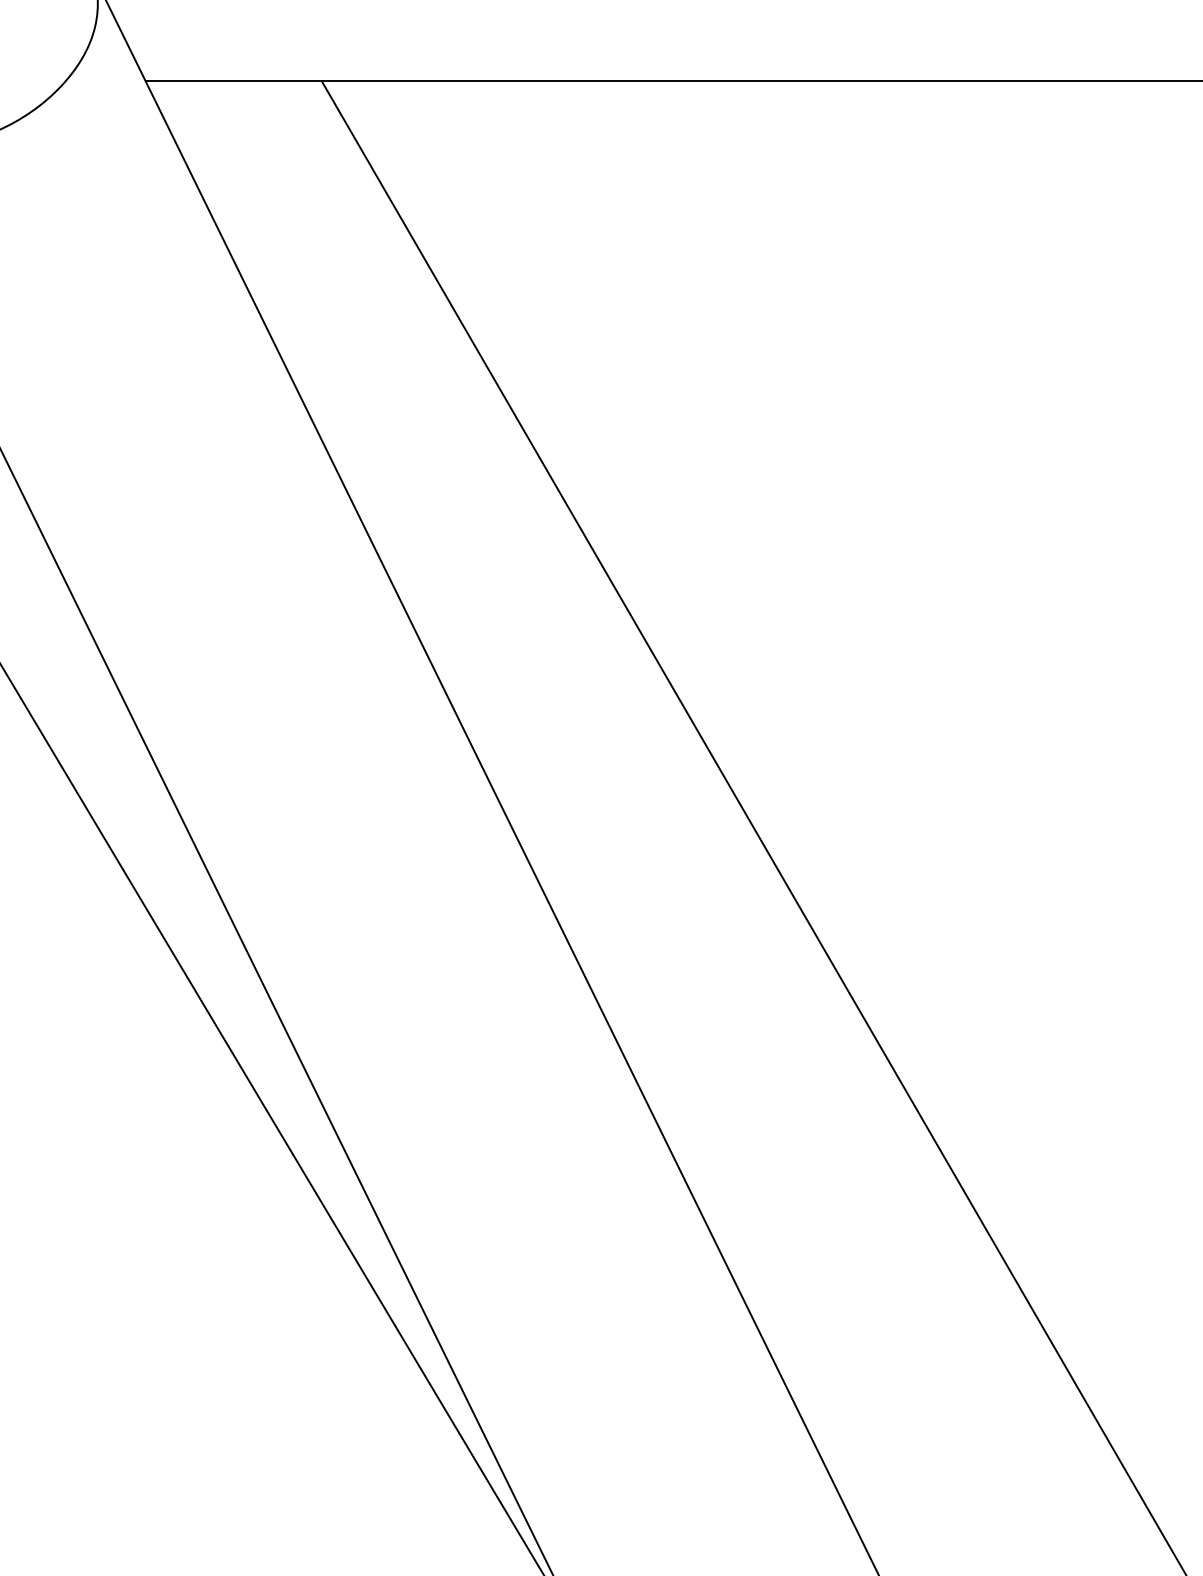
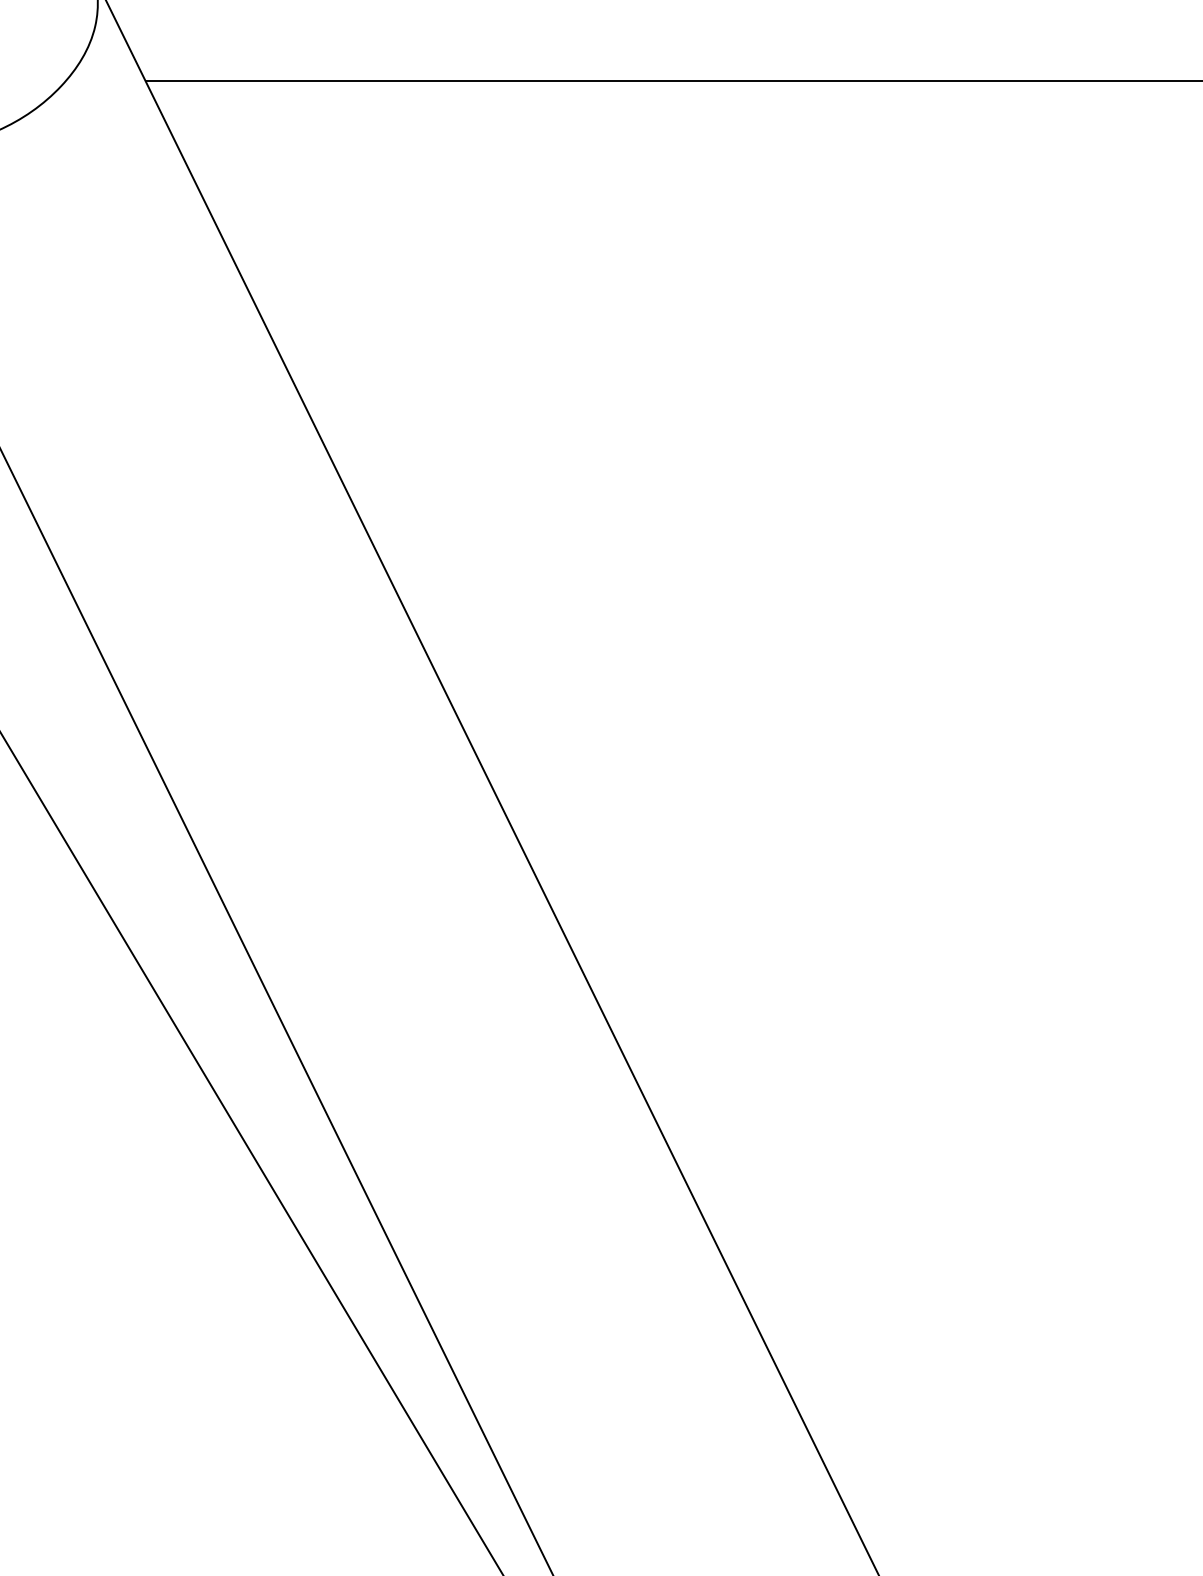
line: present -> none (752, 826)
line position: (272, 1119) -> (251, 1153) (251, 1153)
